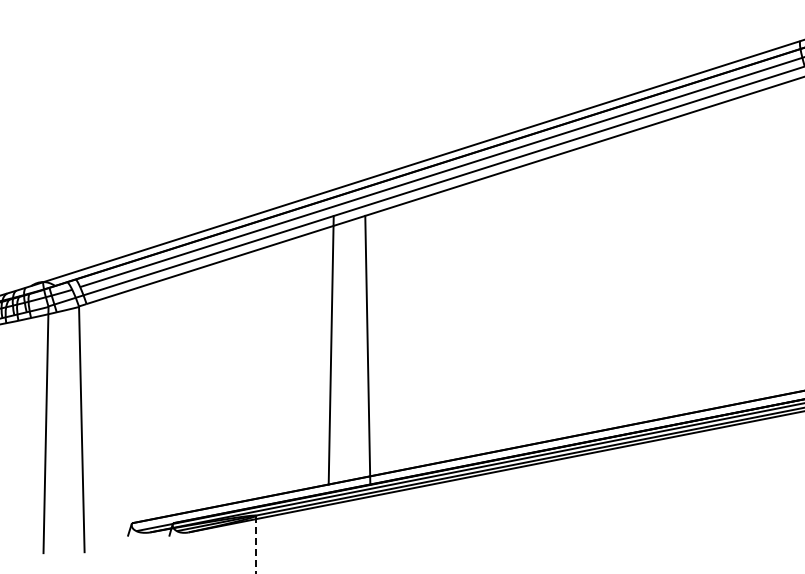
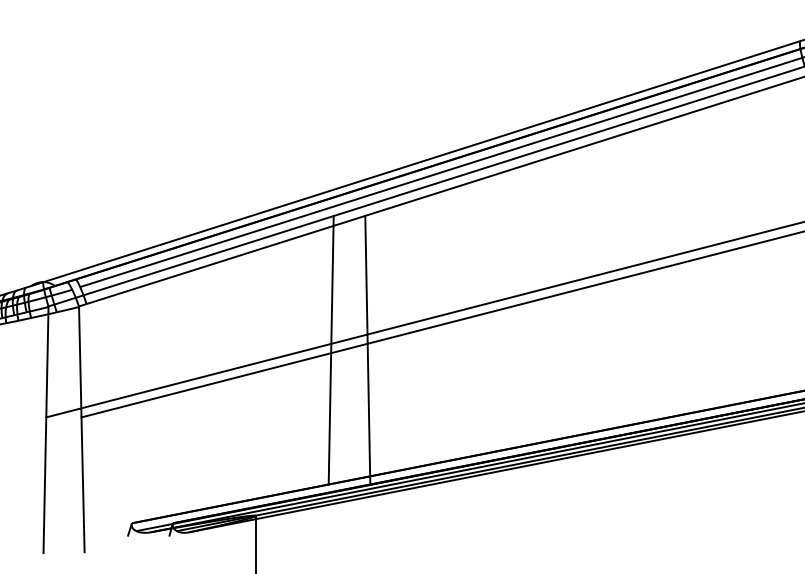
line: none -> present (423, 319)
line: none -> present (441, 324)
line: dashed -> solid (256, 544)
